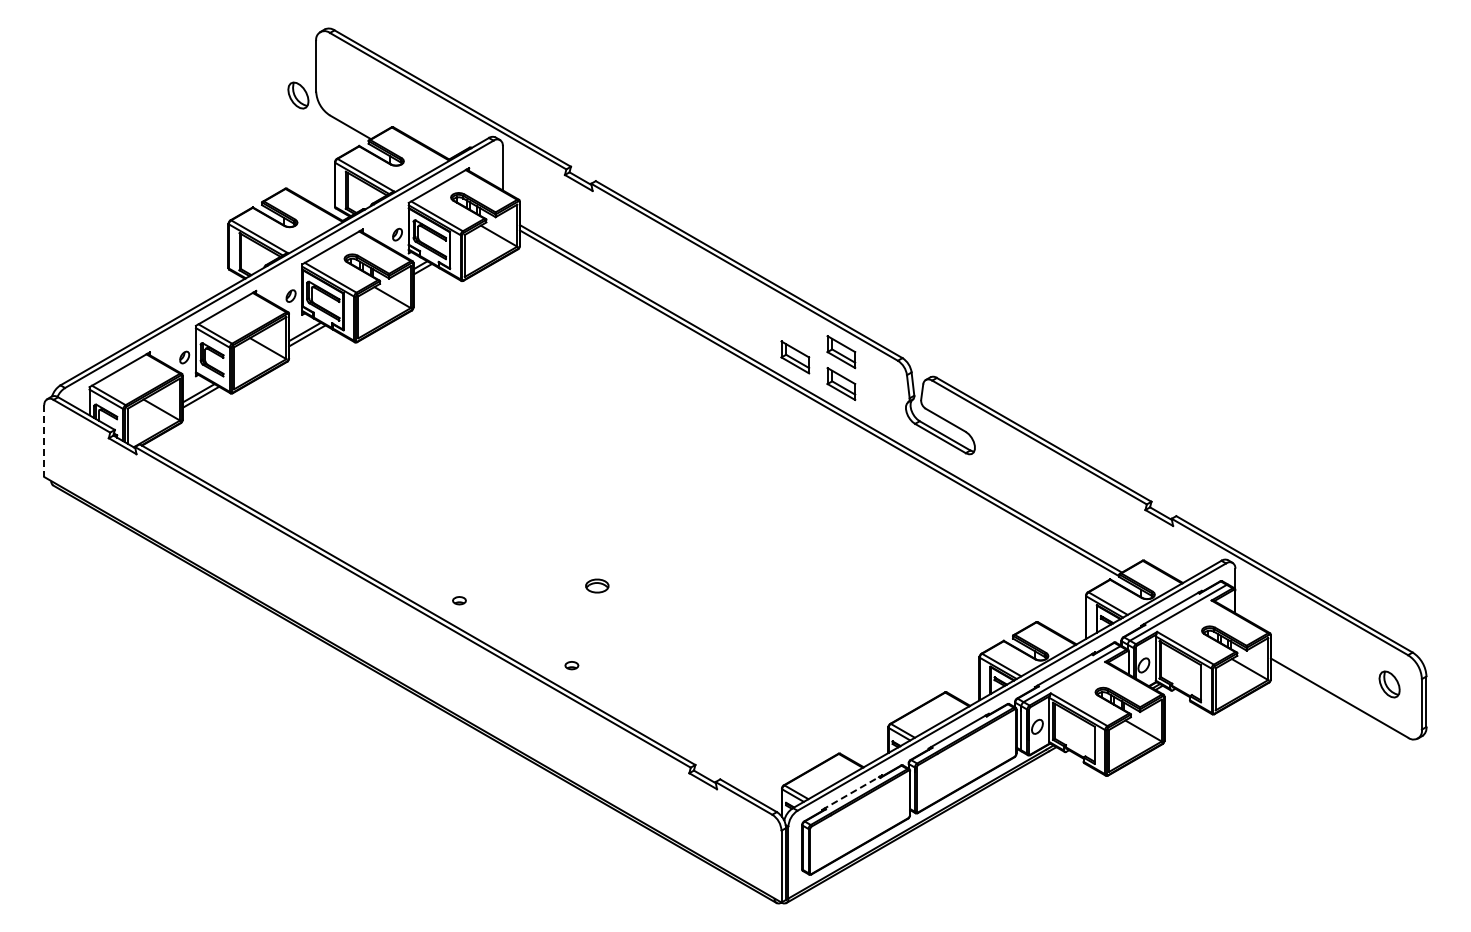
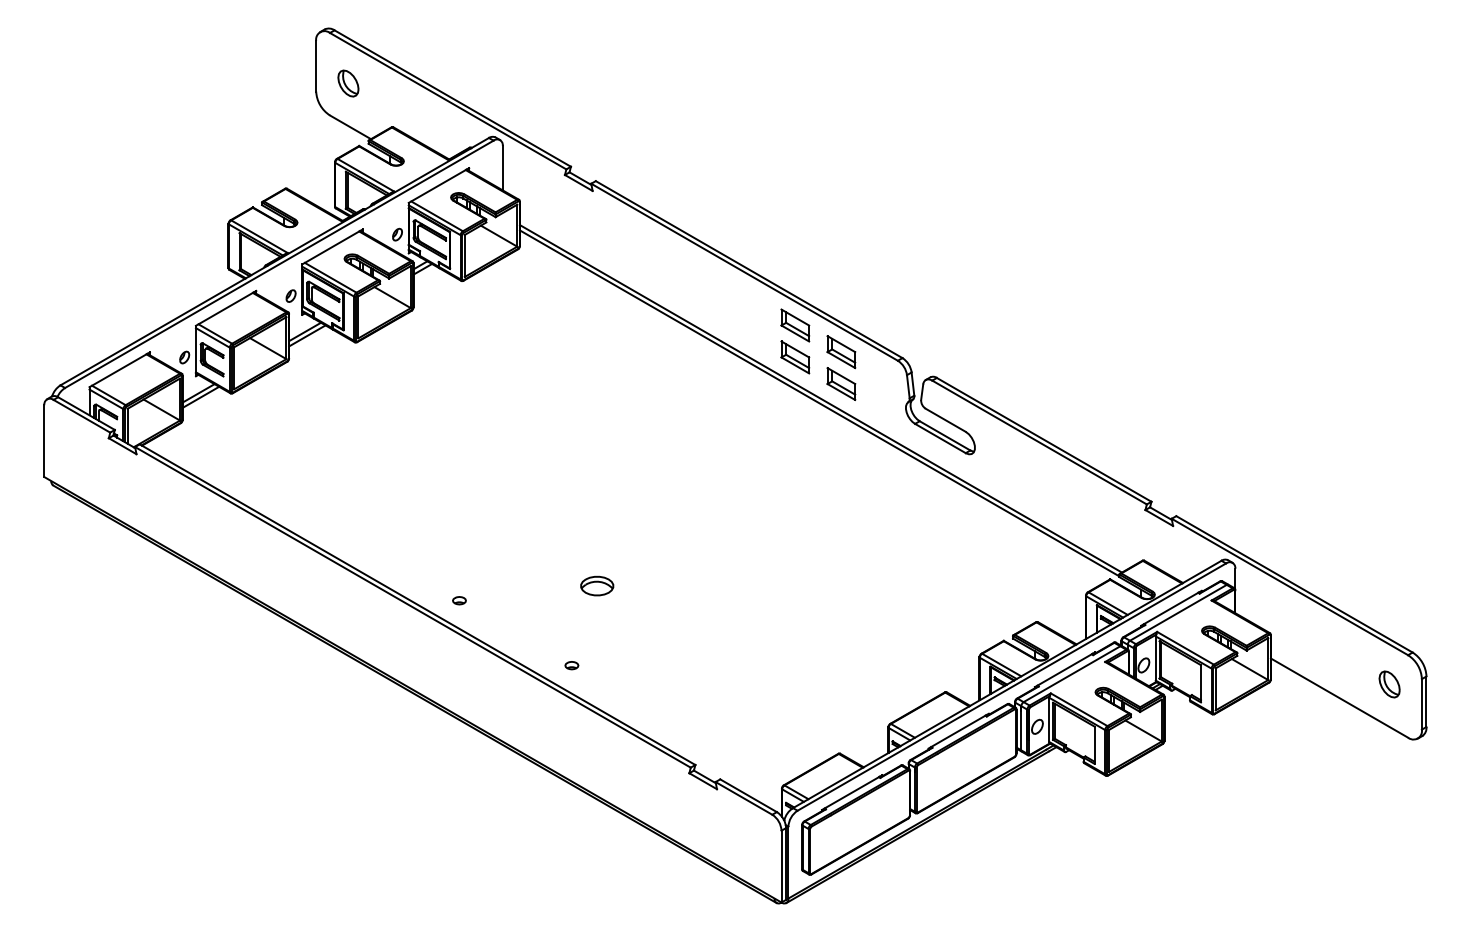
part position: (298, 95) -> (348, 83) (348, 83)
part: none -> present (795, 325)
line: dashed -> solid (44, 441)
part size: 25x16 px -> 35x22 px (597, 585)
line: dashed -> solid (852, 792)
